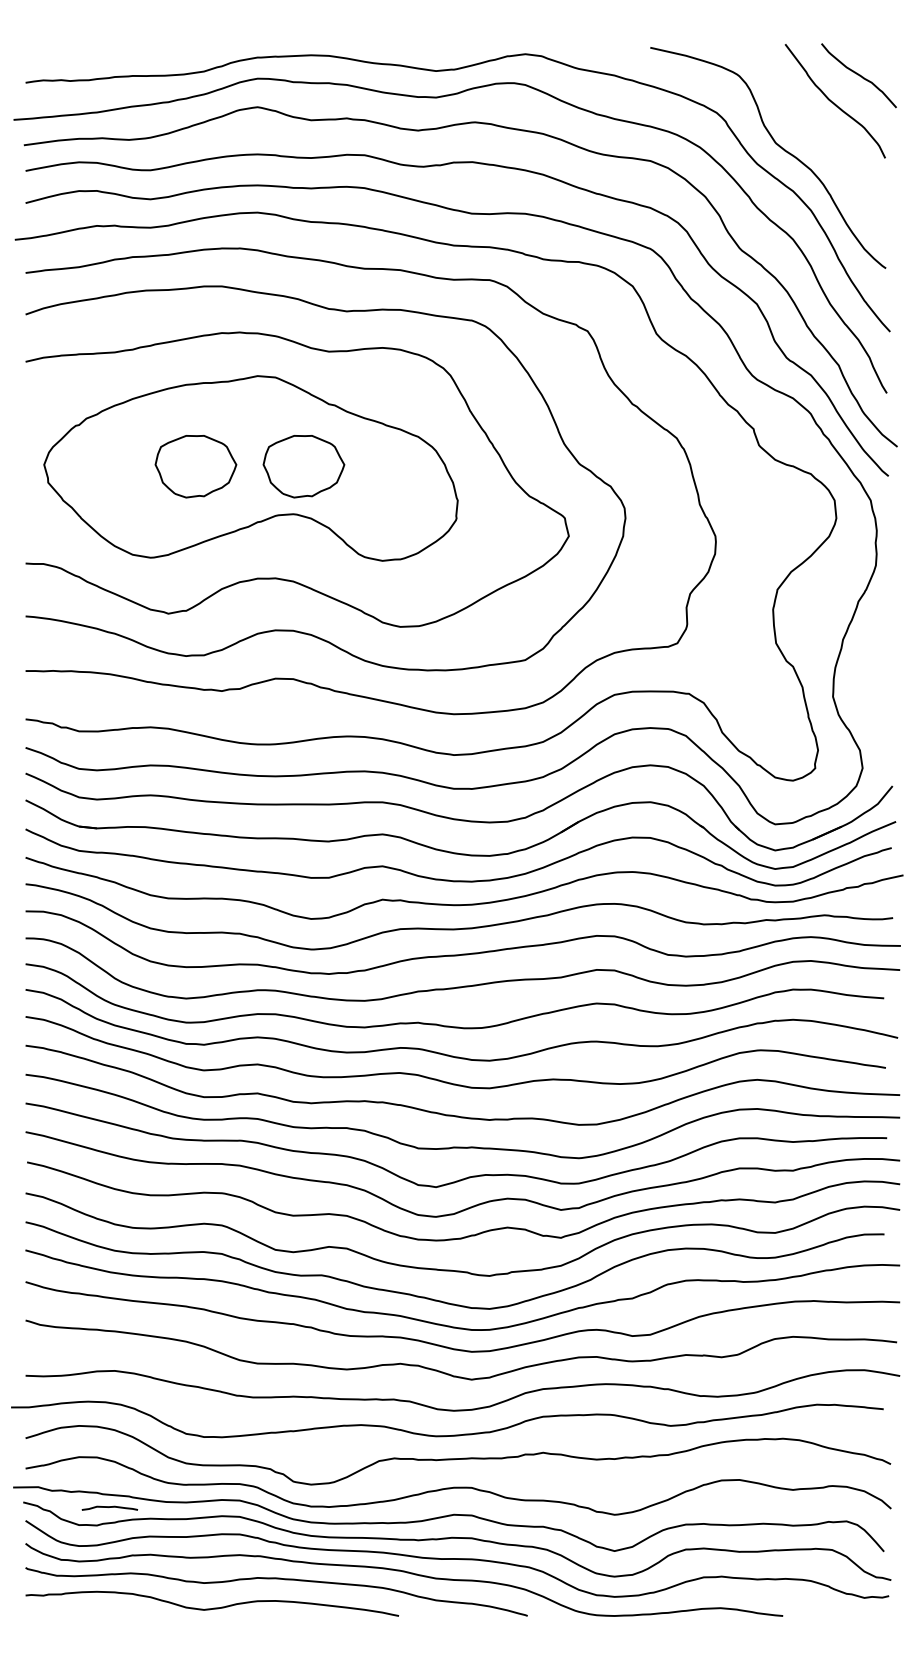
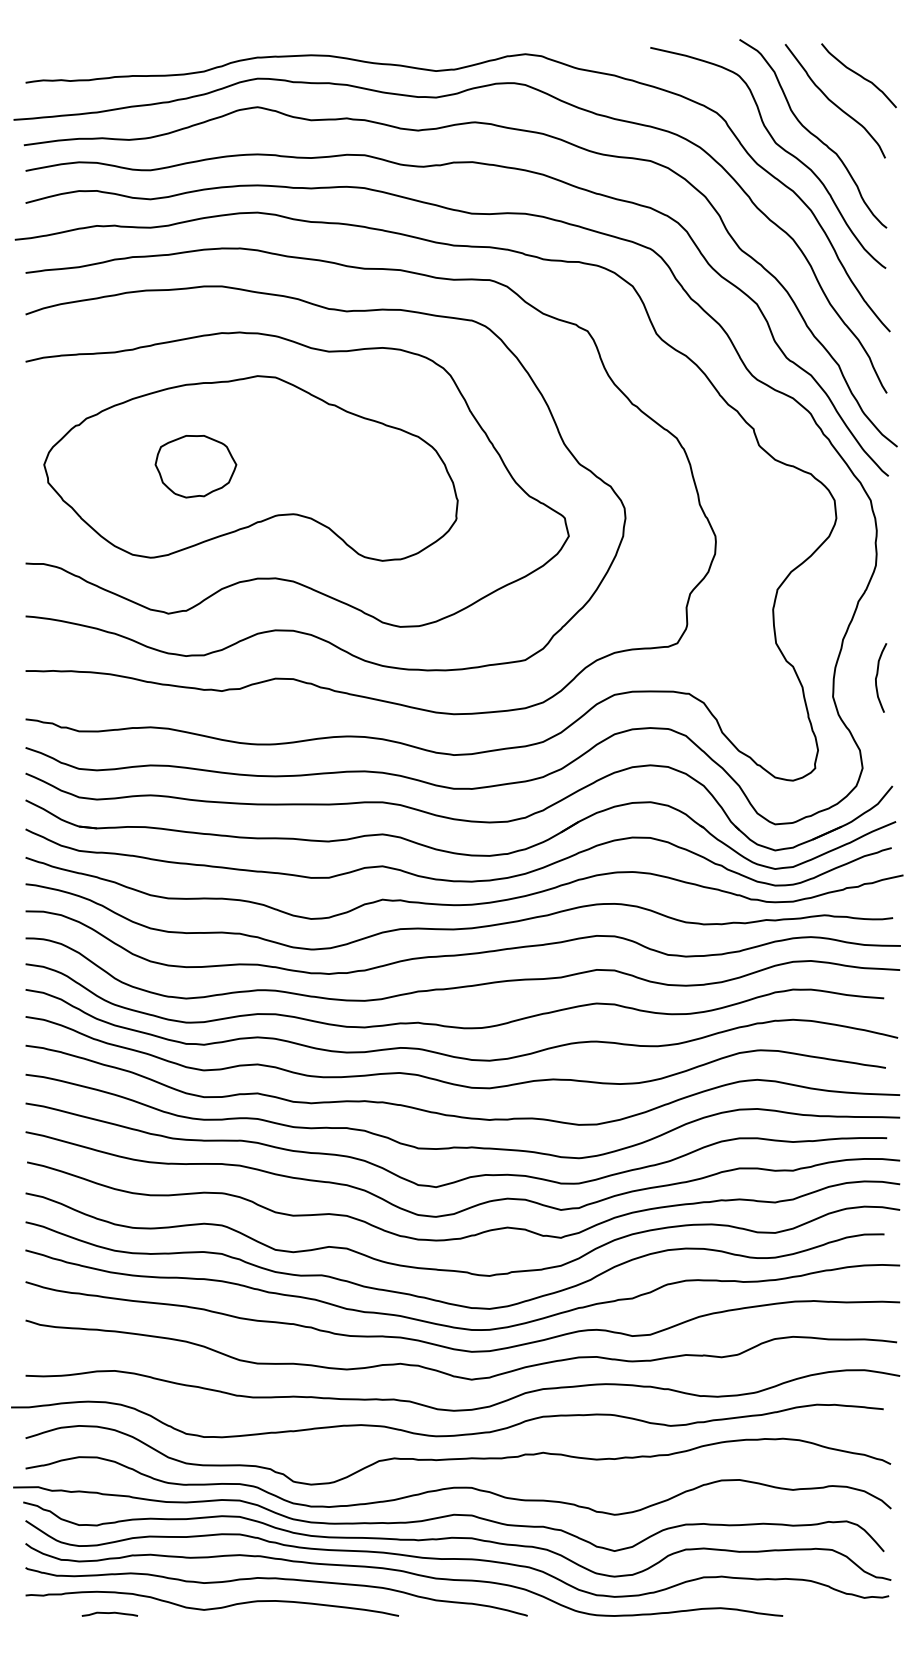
curve: none -> present (813, 133)
part: present -> none (303, 466)
curve: none -> present (877, 677)
curve position: (109, 1507) -> (109, 1613) (109, 1613)
